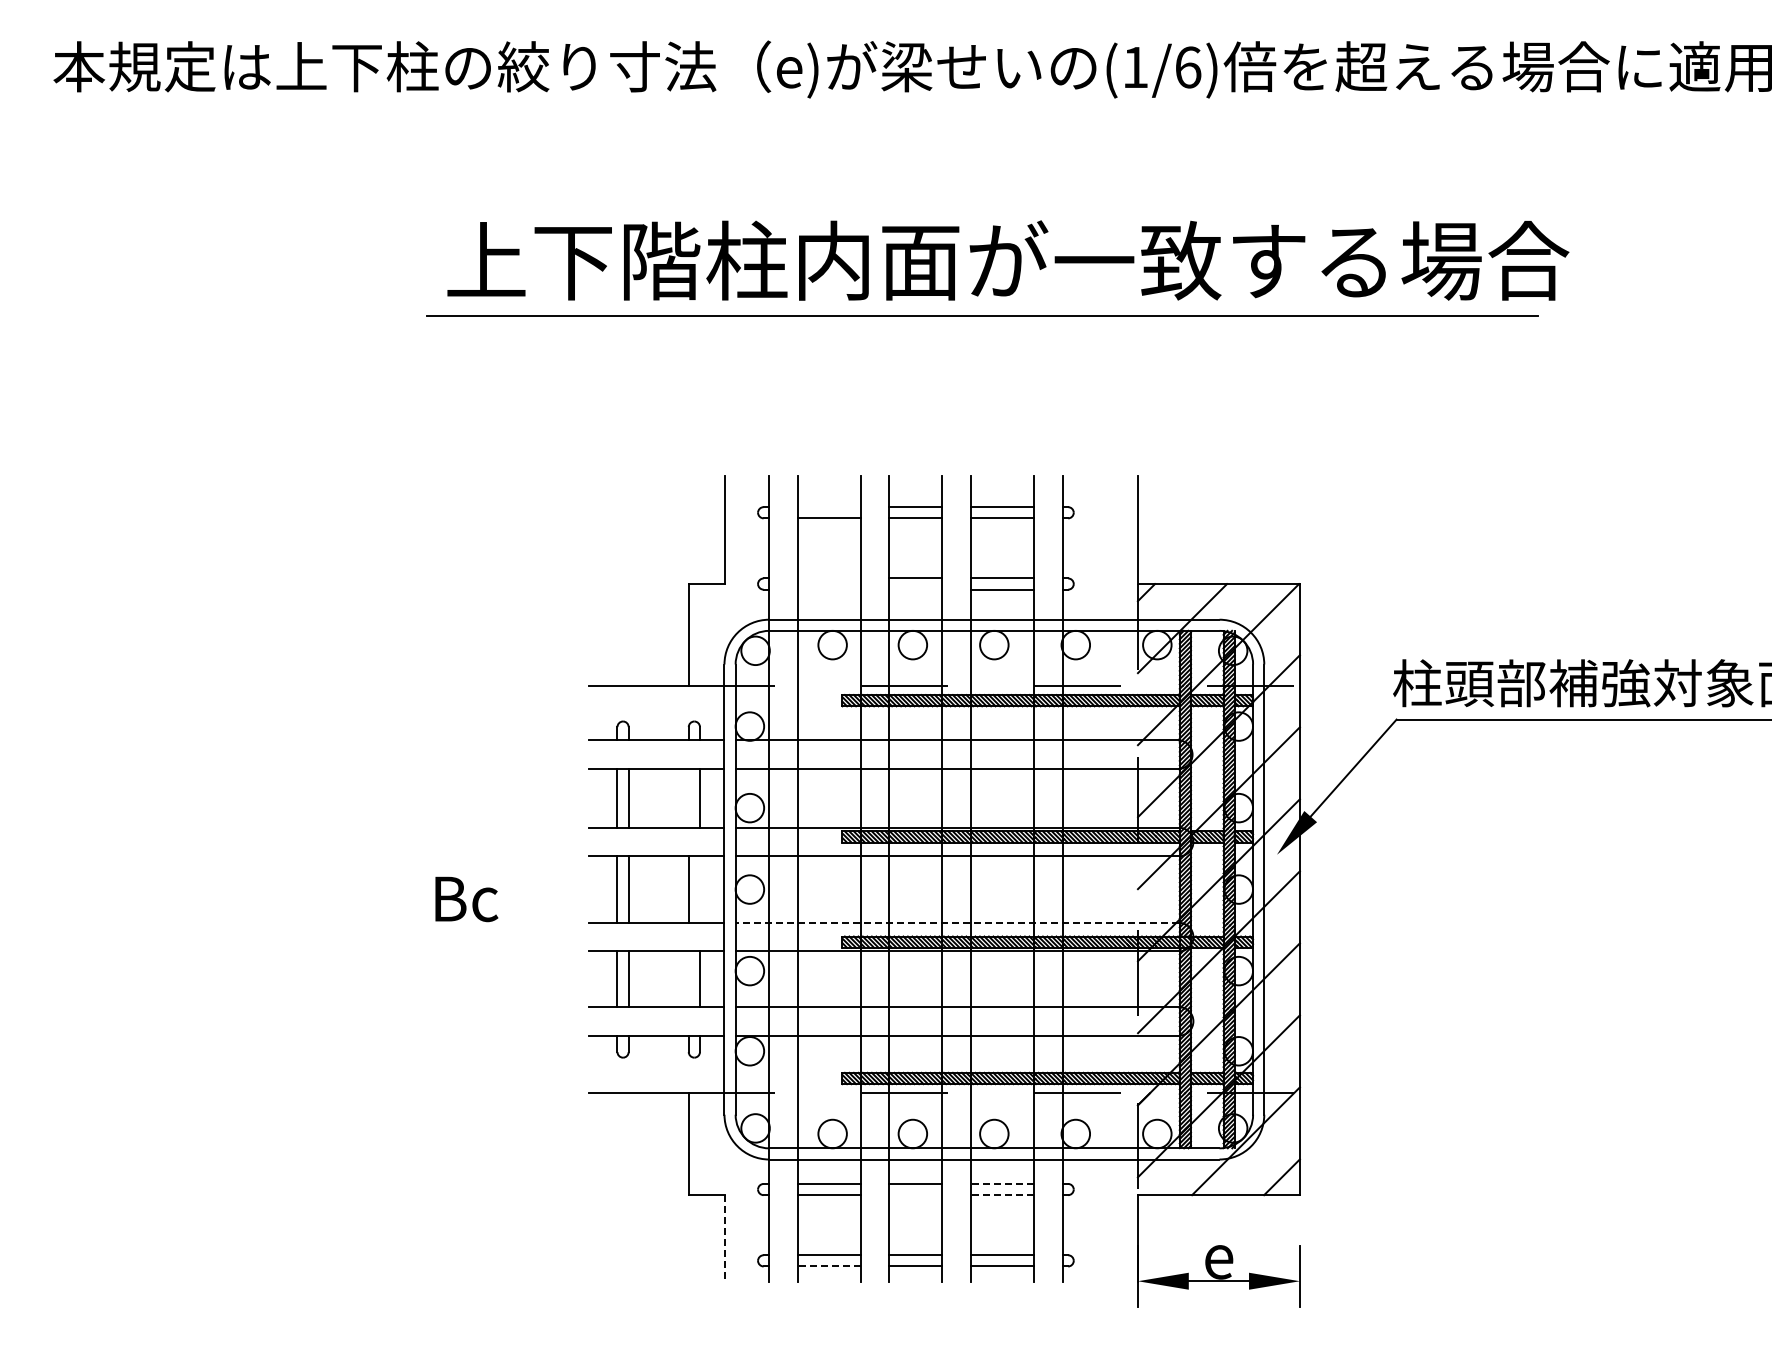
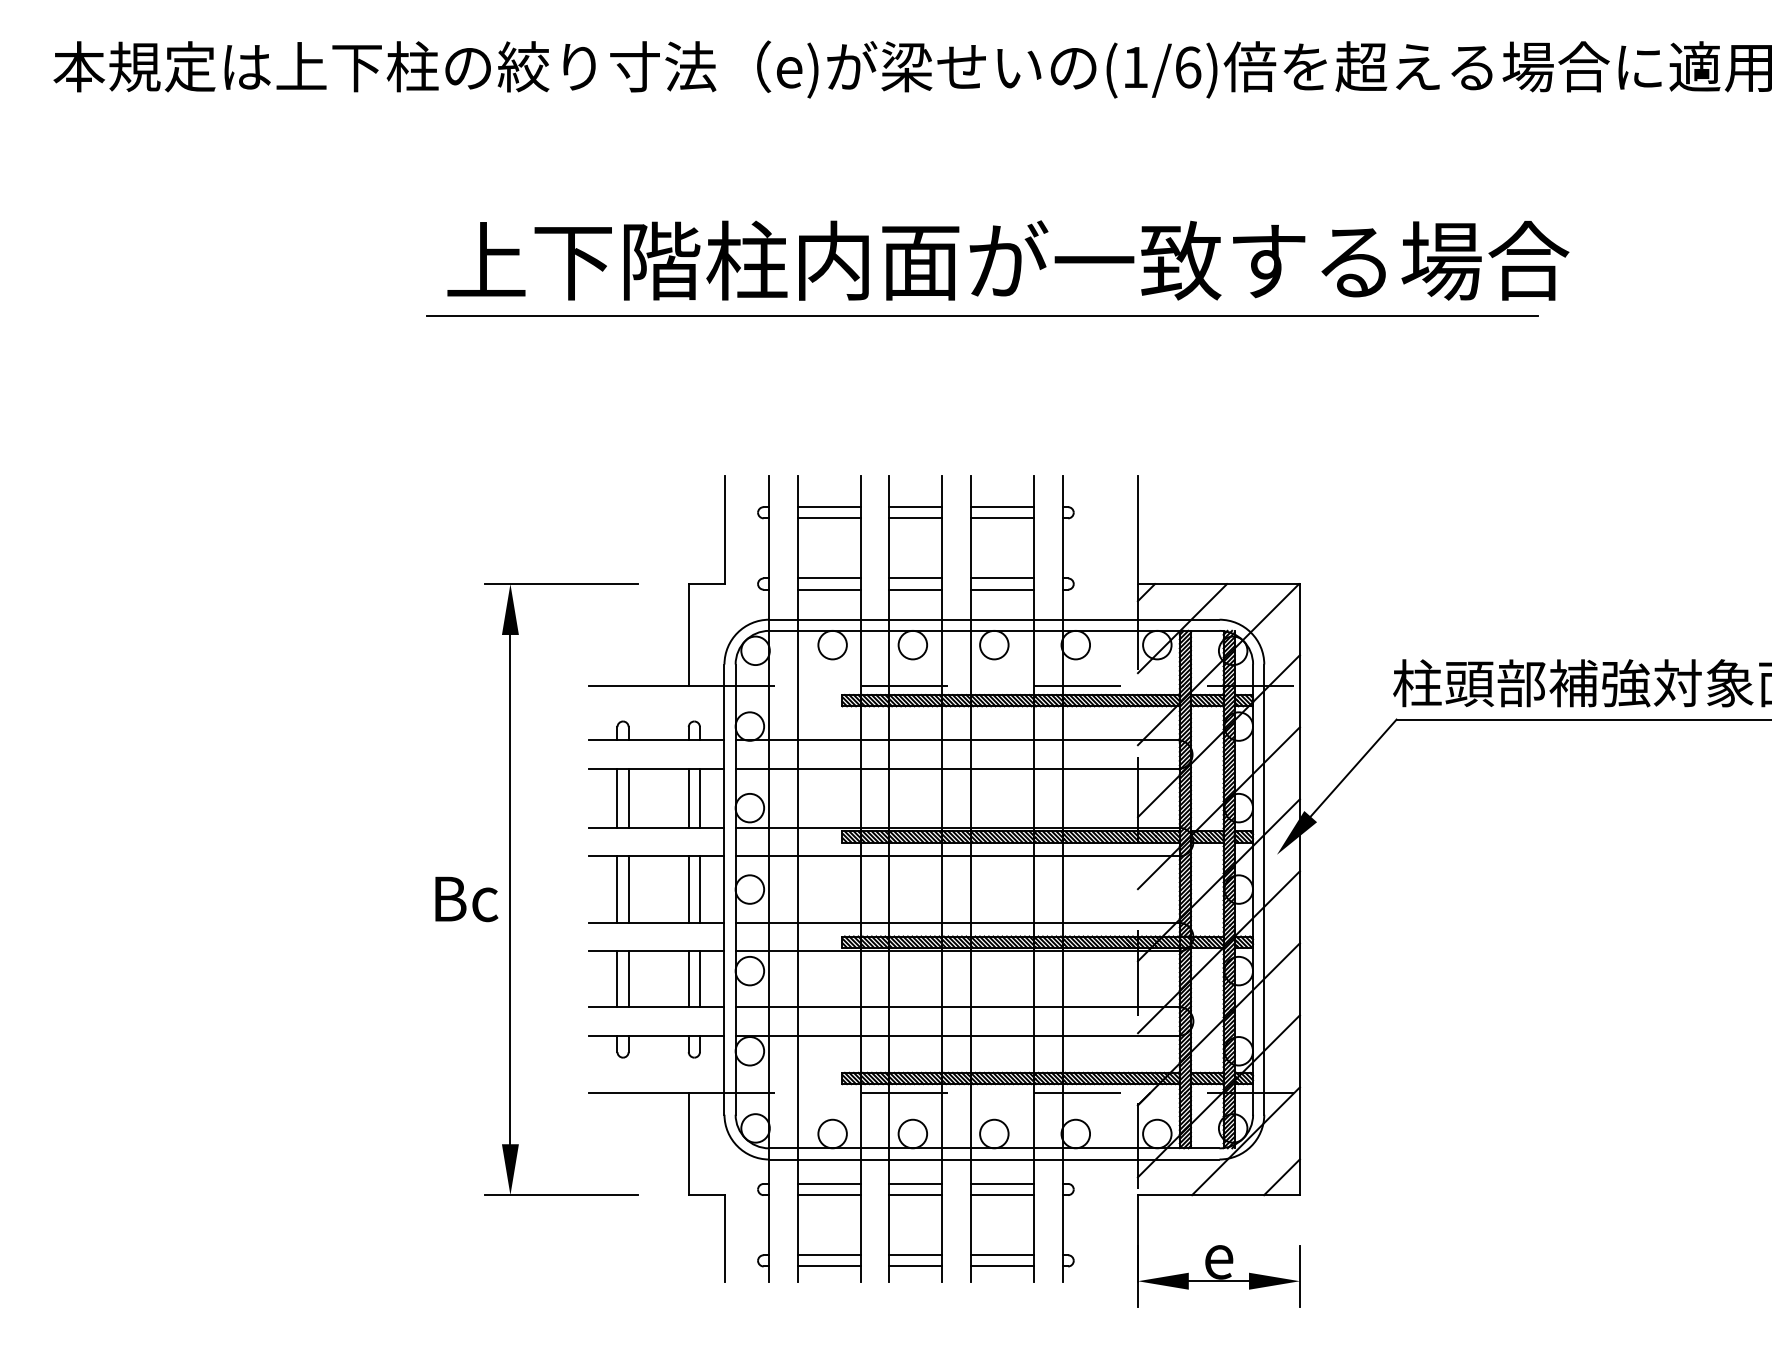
line: none -> present (828, 507)
line: none -> present (828, 578)
line: none -> present (828, 589)
line: none -> present (915, 589)
line: none -> present (688, 797)
part: none -> present (510, 889)
line: none -> present (699, 889)
line: dashed -> solid (957, 922)
line: none -> present (688, 979)
line: dashed -> solid (1002, 1183)
line: none -> present (915, 1195)
line: dashed -> solid (1002, 1195)
line: dashed -> solid (725, 1238)
line: dashed -> solid (829, 1266)
